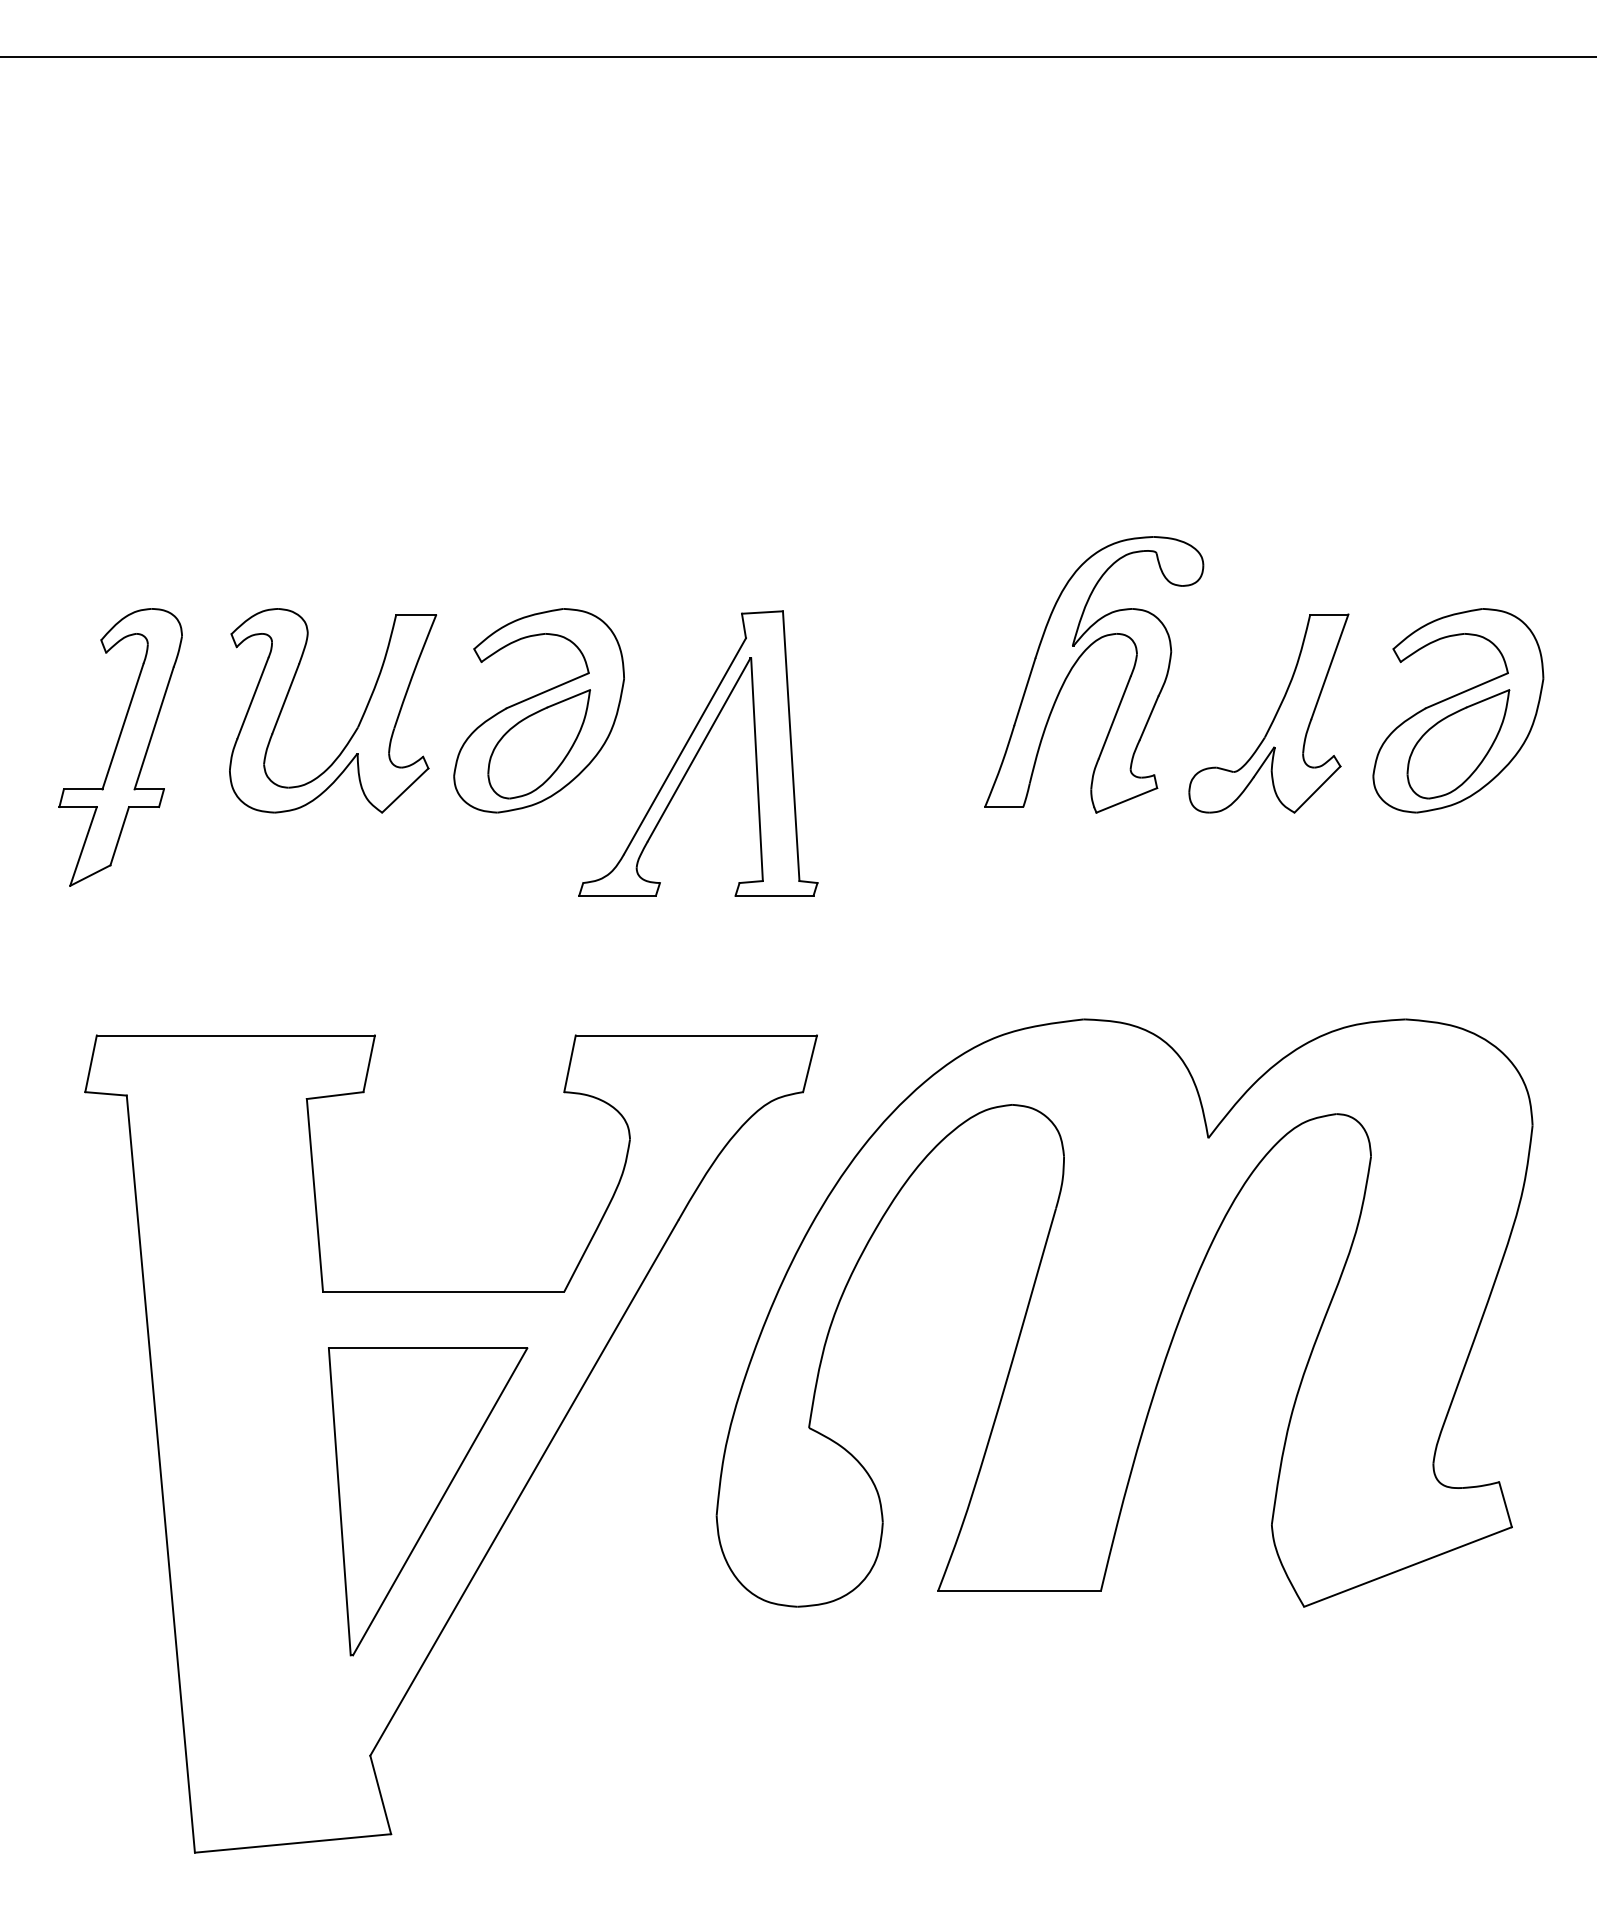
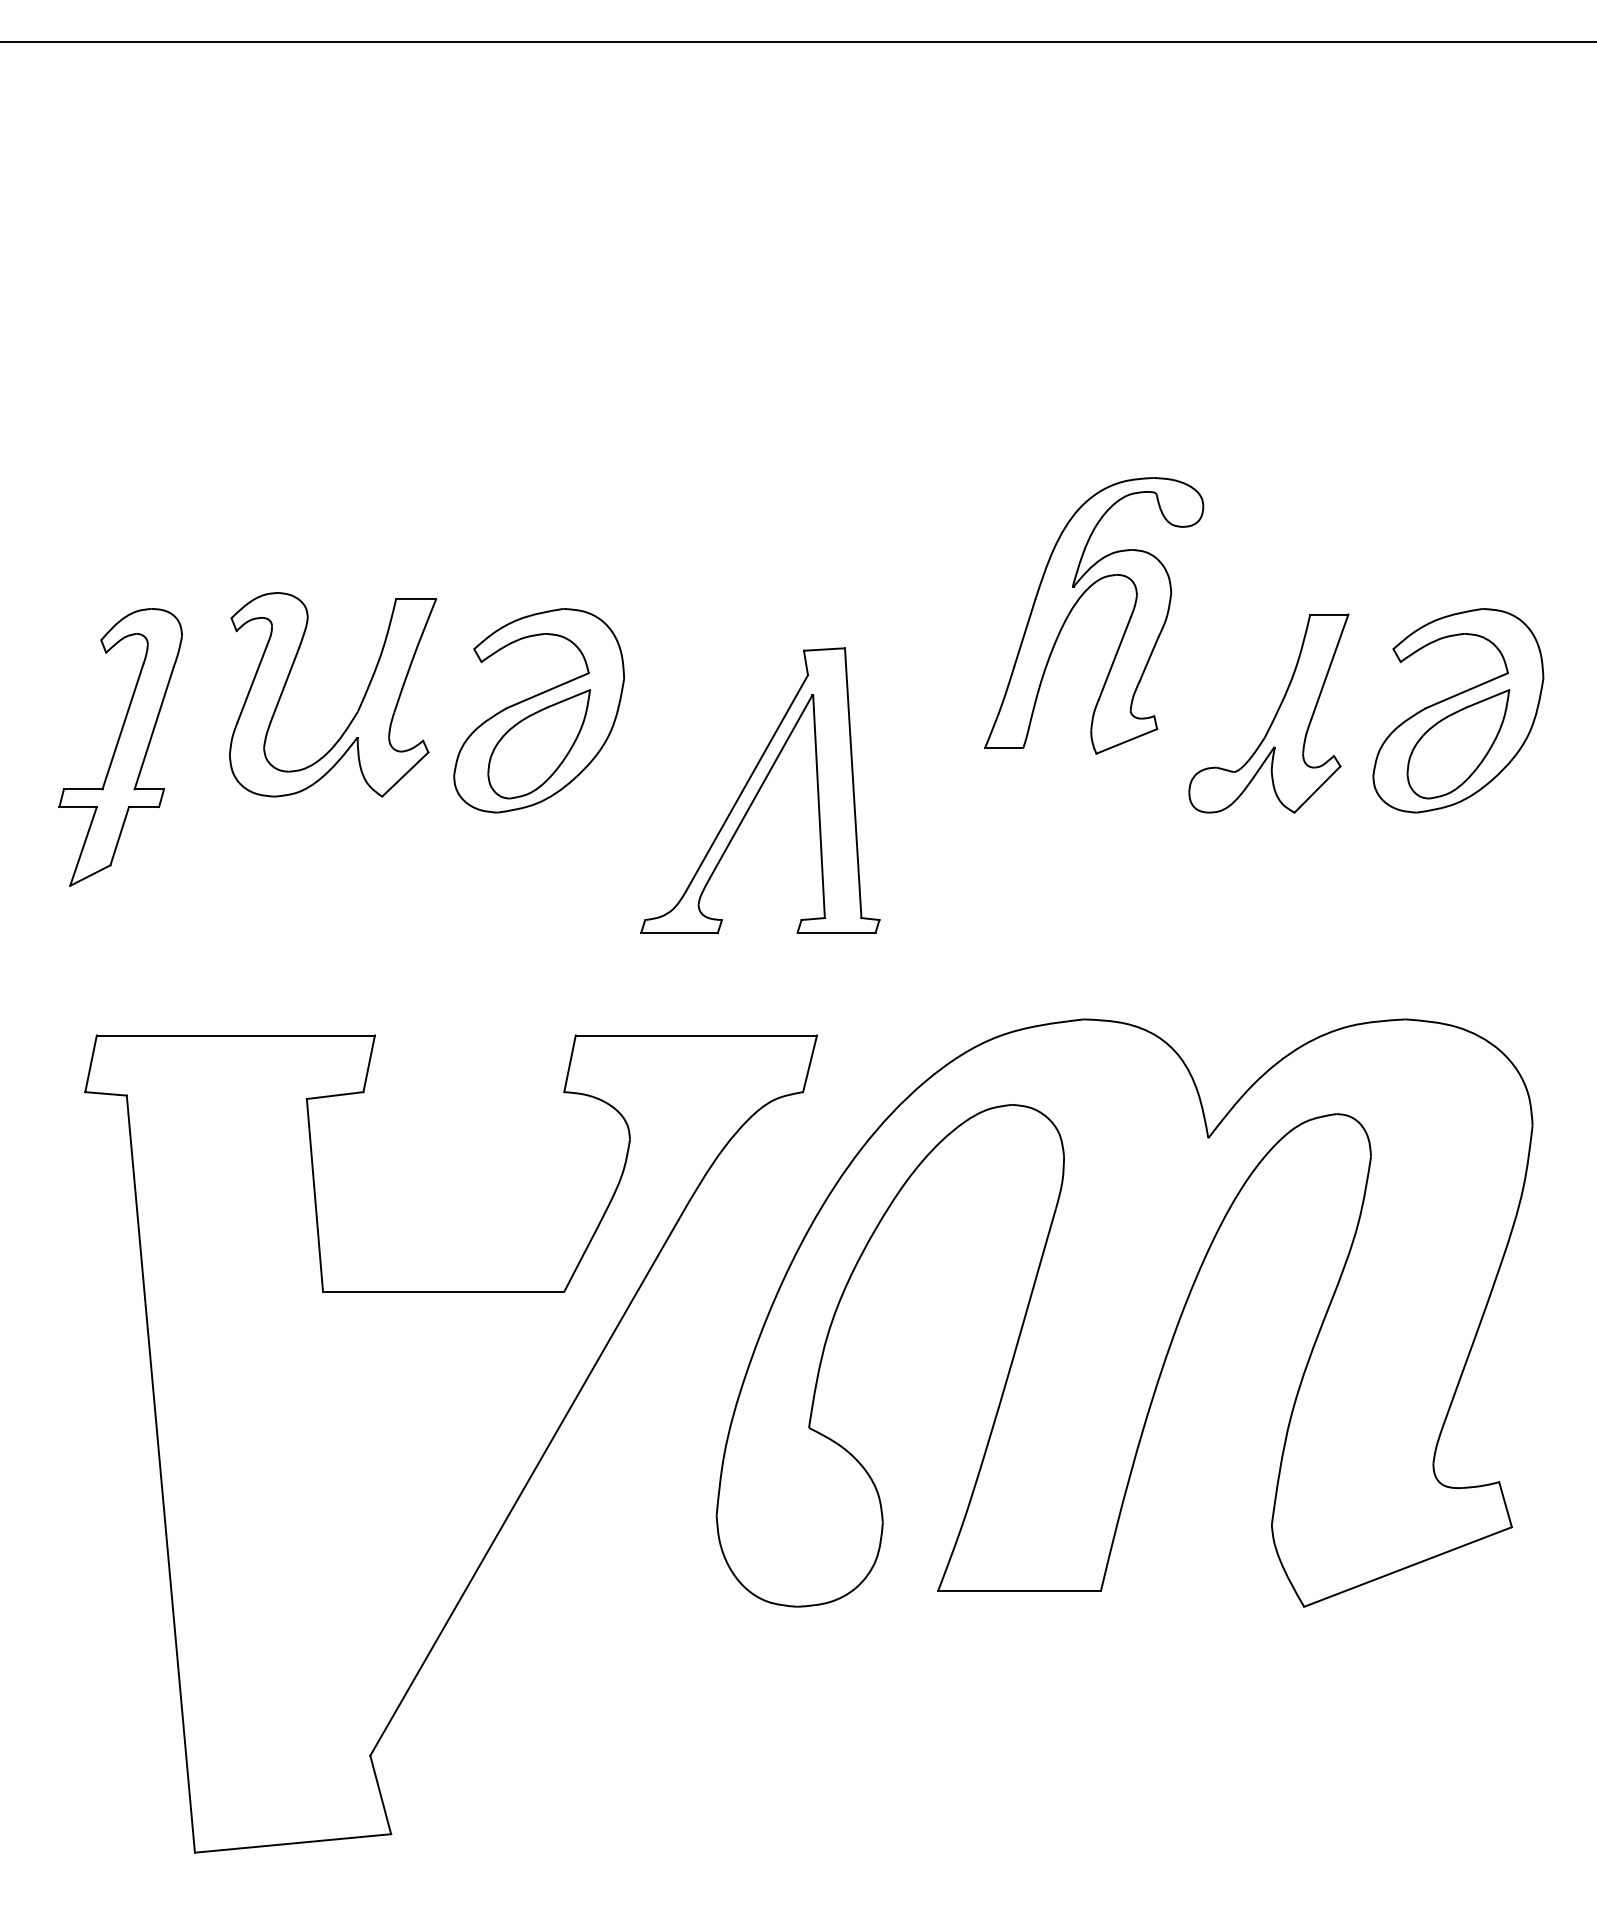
line position: (797, 57) -> (797, 42) (797, 42)
part position: (1076, 663) -> (1076, 604) (1076, 604)
part position: (358, 723) -> (358, 707) (358, 707)
part position: (698, 753) -> (760, 790) (760, 790)
part: present -> none (428, 1501)
